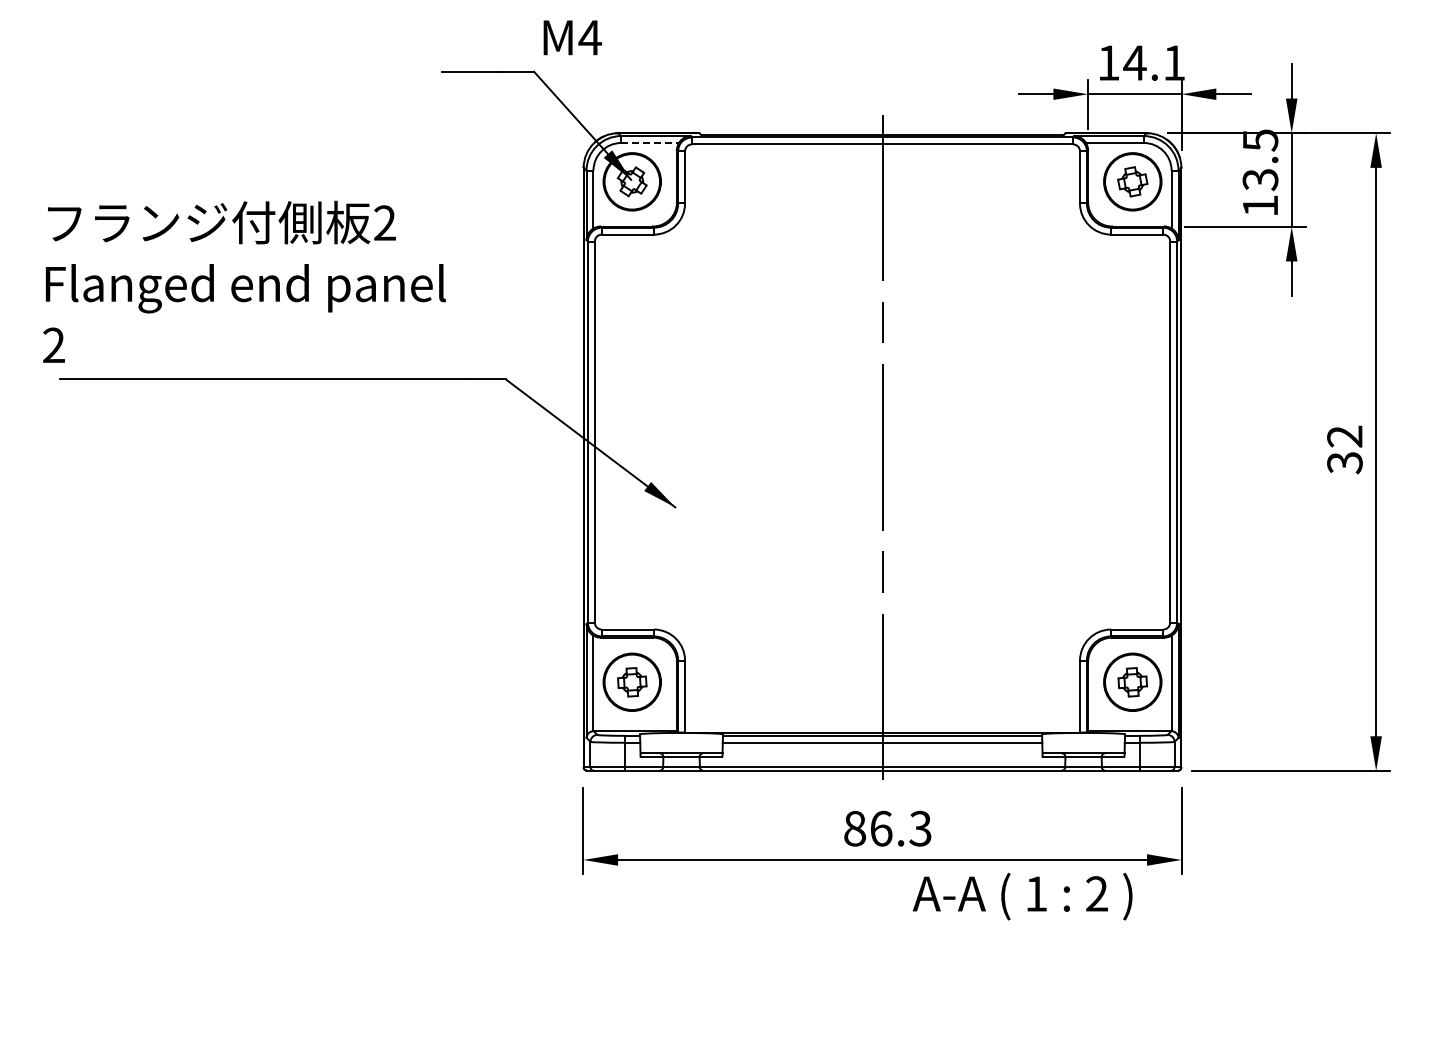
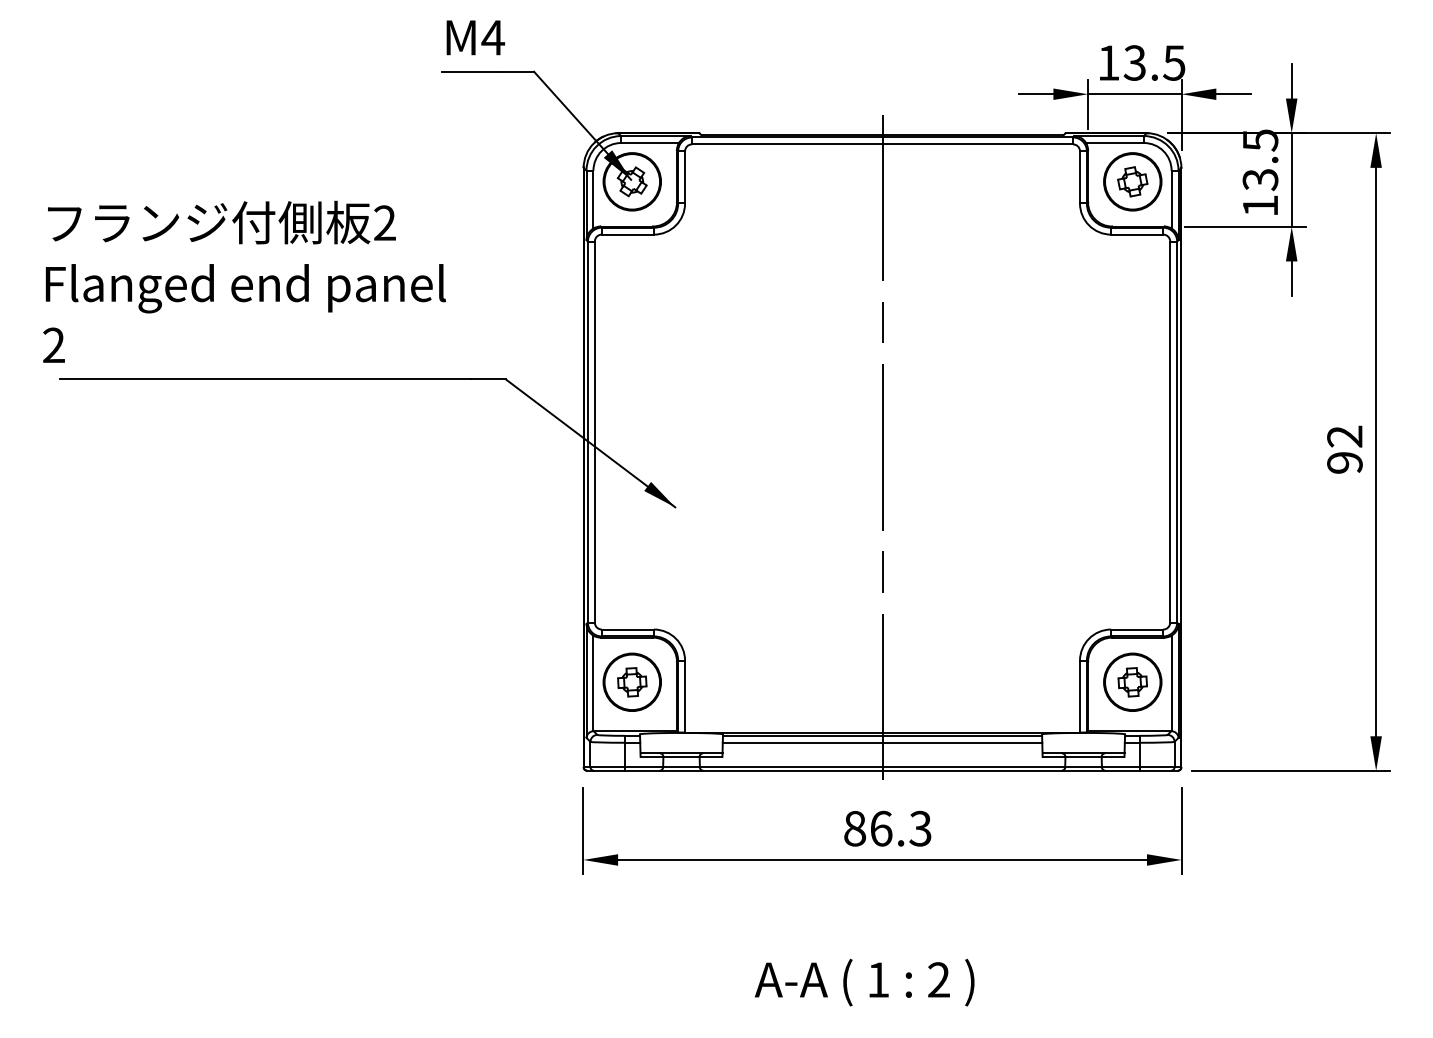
text position: (572, 37) -> (475, 37) (475, 37)
text: 14.1 -> 13.5 (1154, 62)
line: dashed -> solid (650, 143)
text: 32 -> 92 (1344, 463)
text position: (1022, 896) -> (864, 982) (864, 982)
